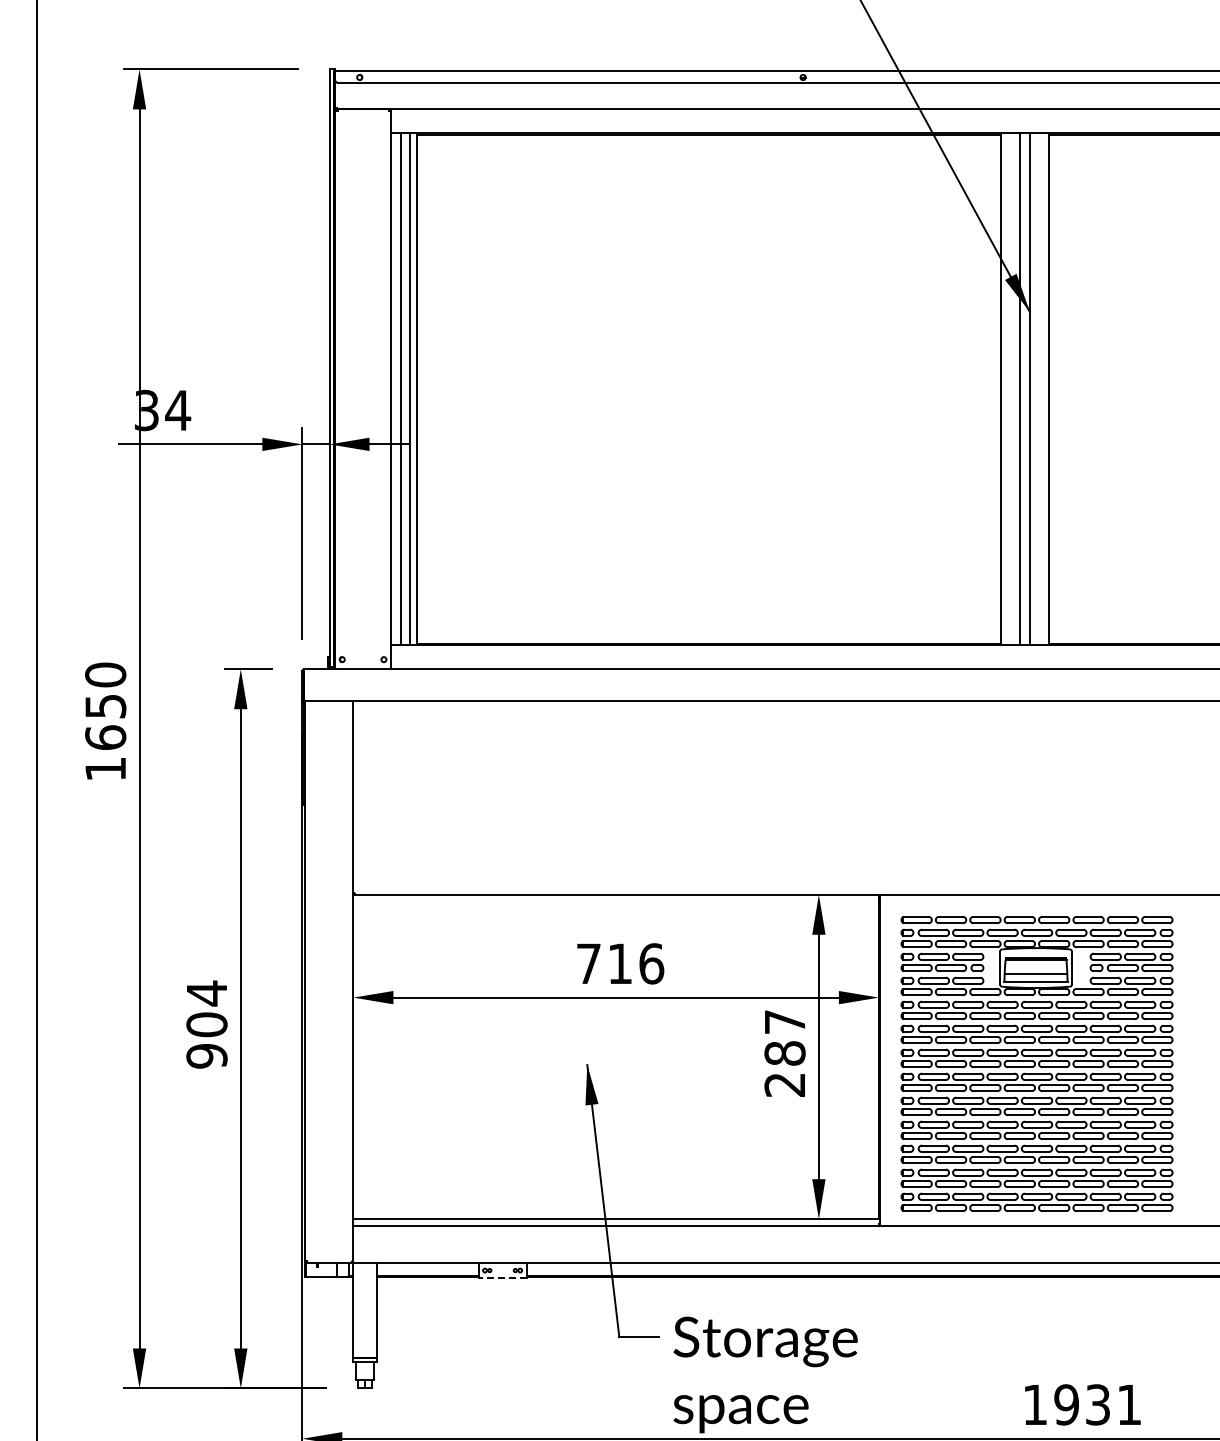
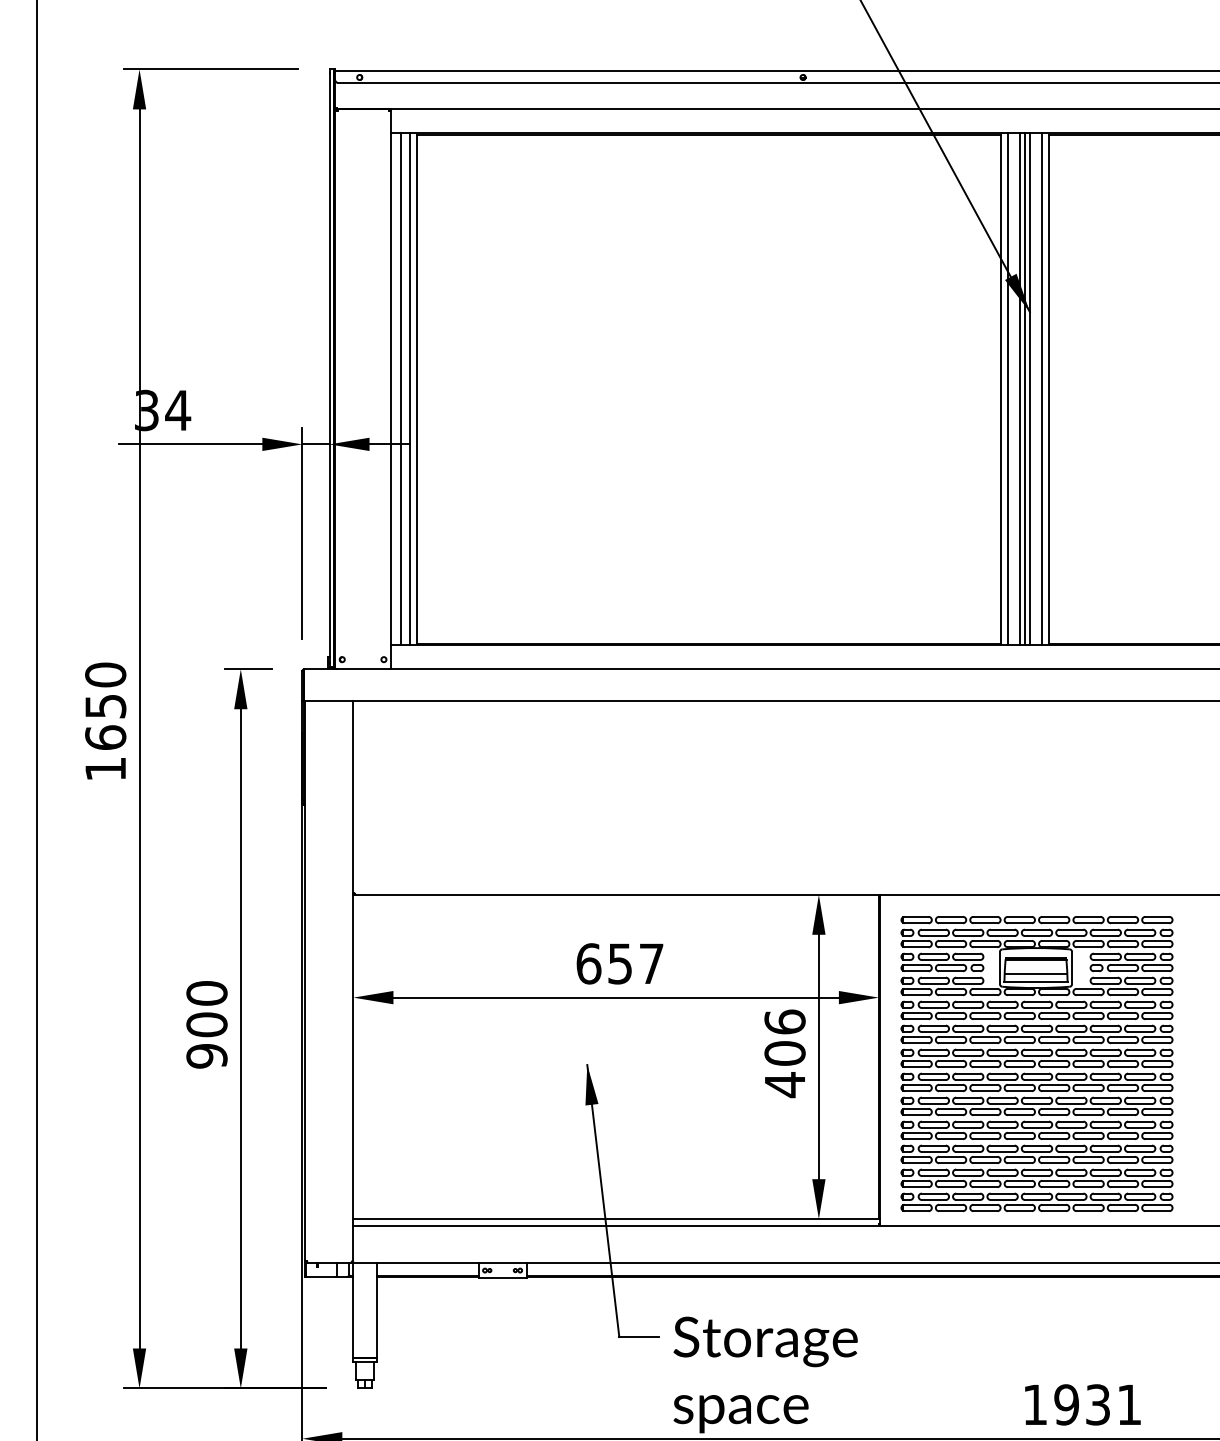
line: none -> present (1007, 389)
line: none -> present (1024, 389)
line: none -> present (1041, 389)
text: 716 -> 657 (620, 963)
text: 904 -> 900 (206, 993)
text: 287 -> 406 (784, 1053)
line: dashed -> solid (502, 1277)
